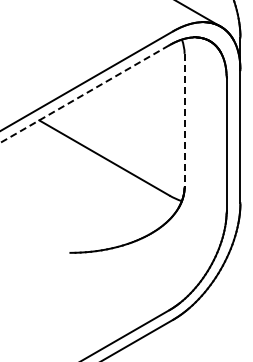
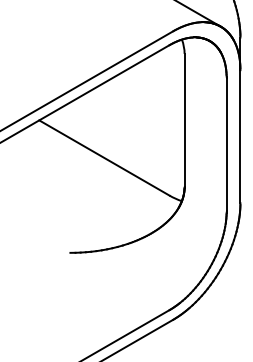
line: dashed -> solid (85, 93)
line: dashed -> solid (184, 120)
